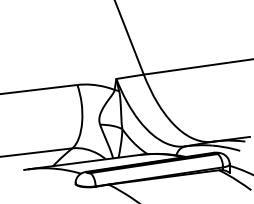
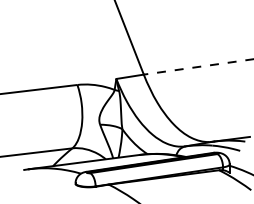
line: solid -> dashed (198, 66)
